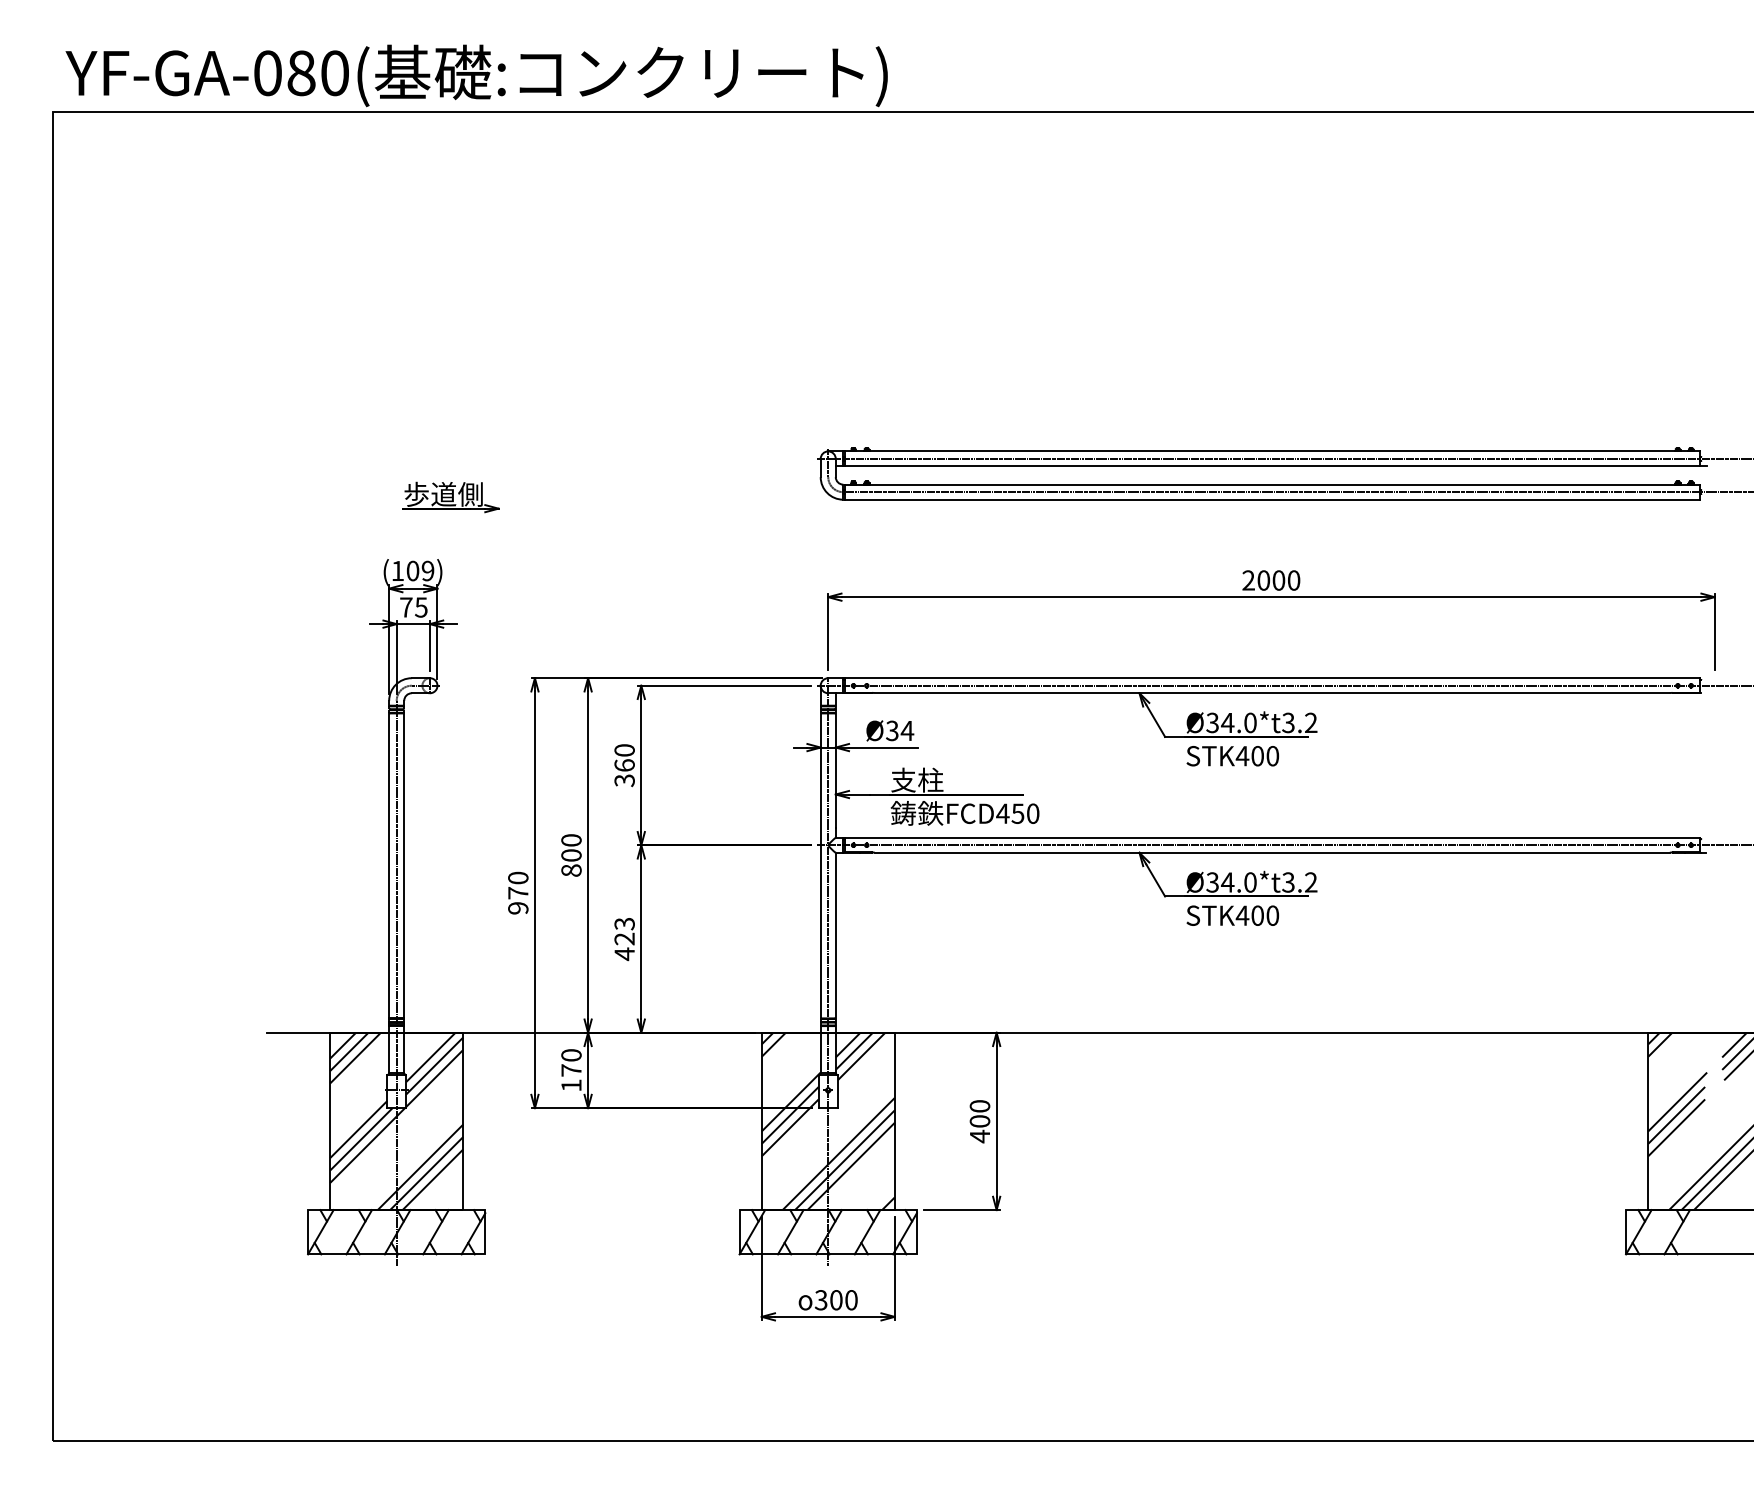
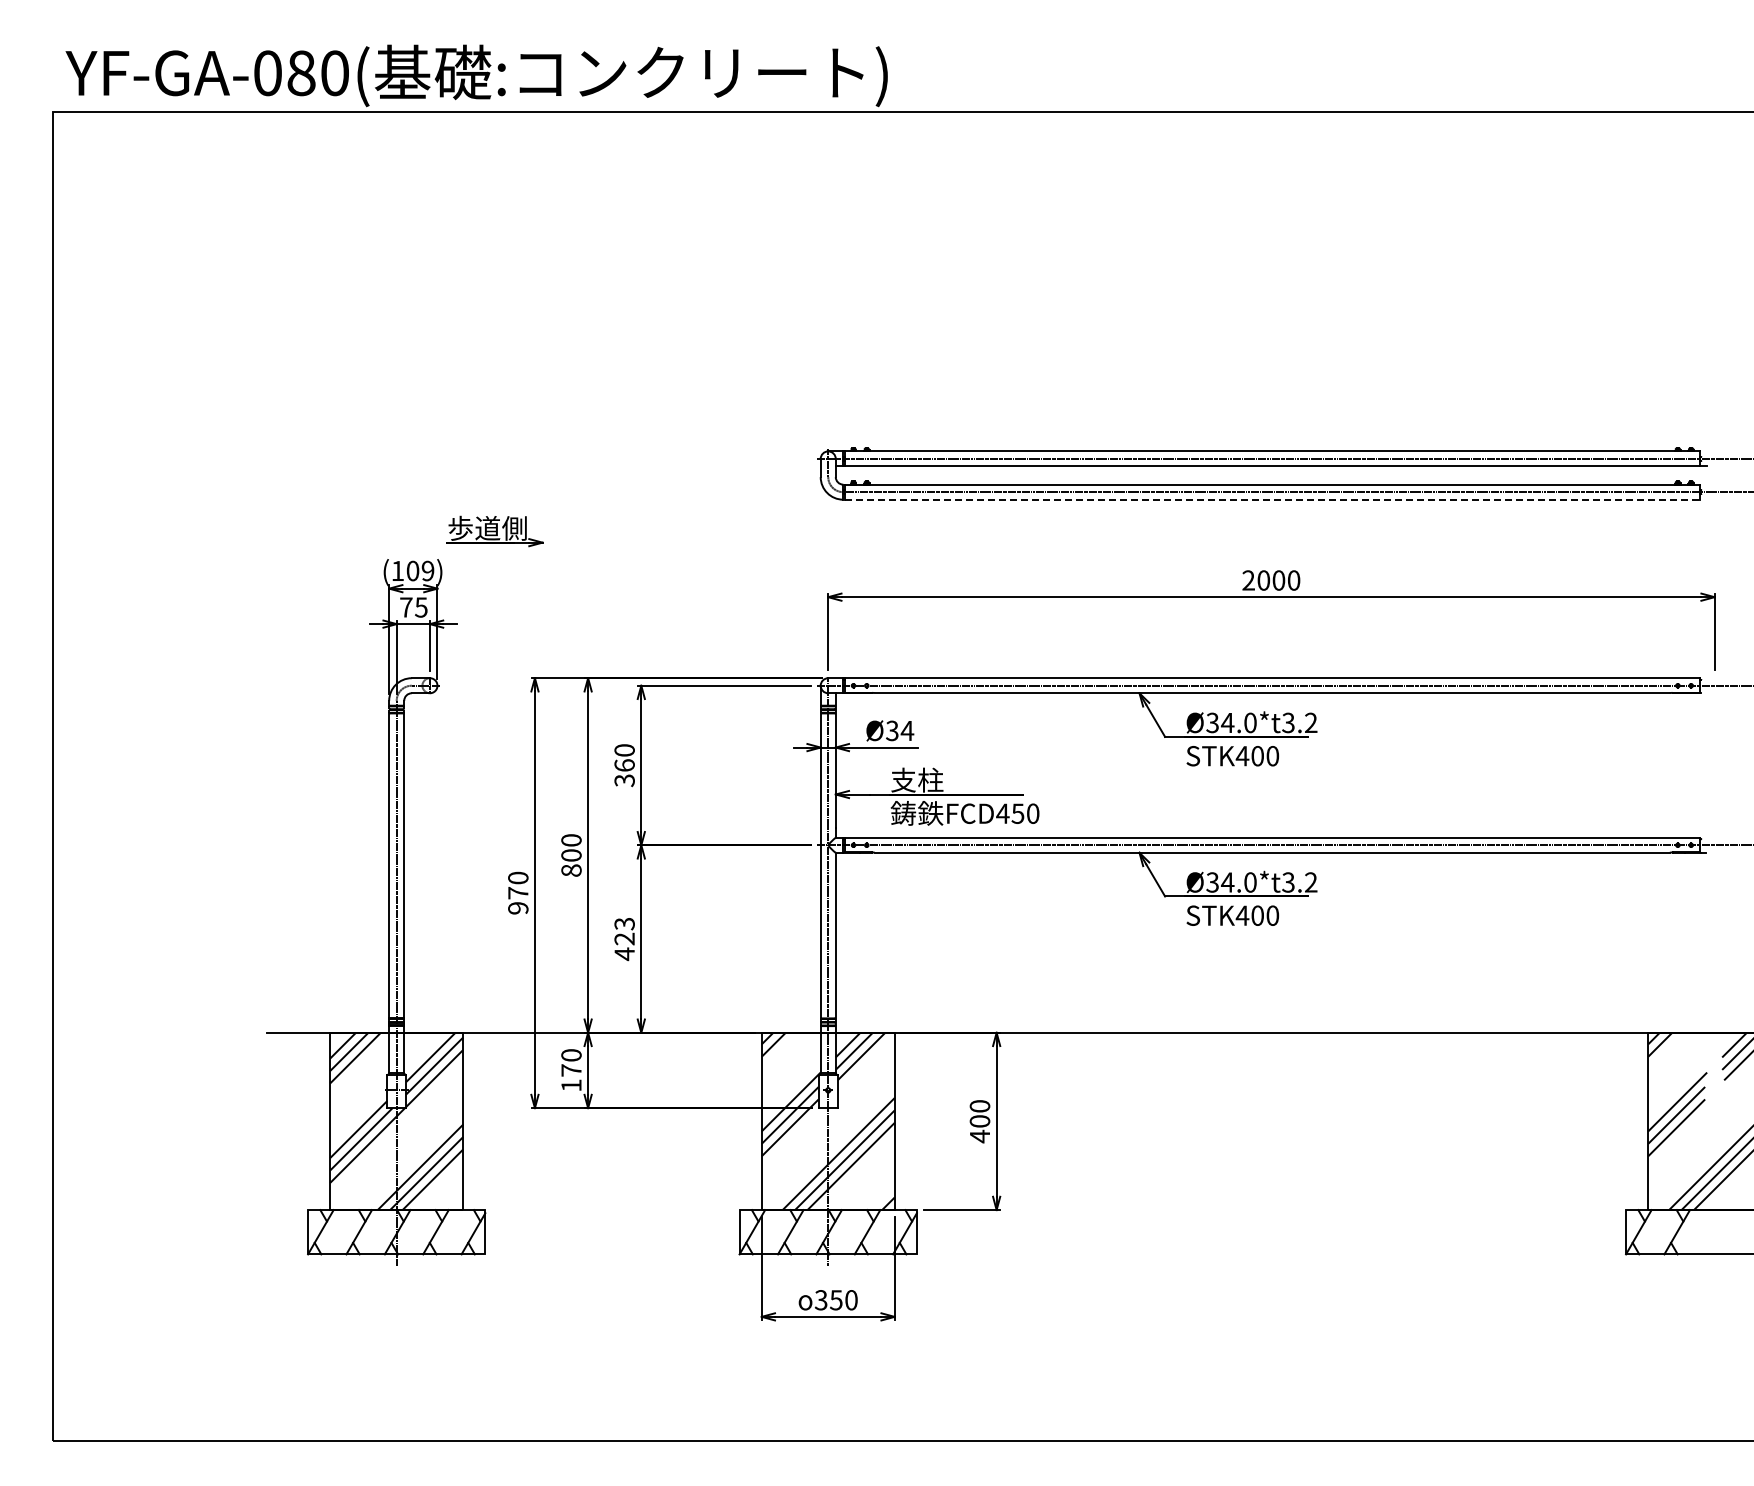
part position: (450, 497) -> (494, 531) (494, 531)
line: solid -> dashed (1272, 499)
text: 300 -> 350 (836, 1300)
